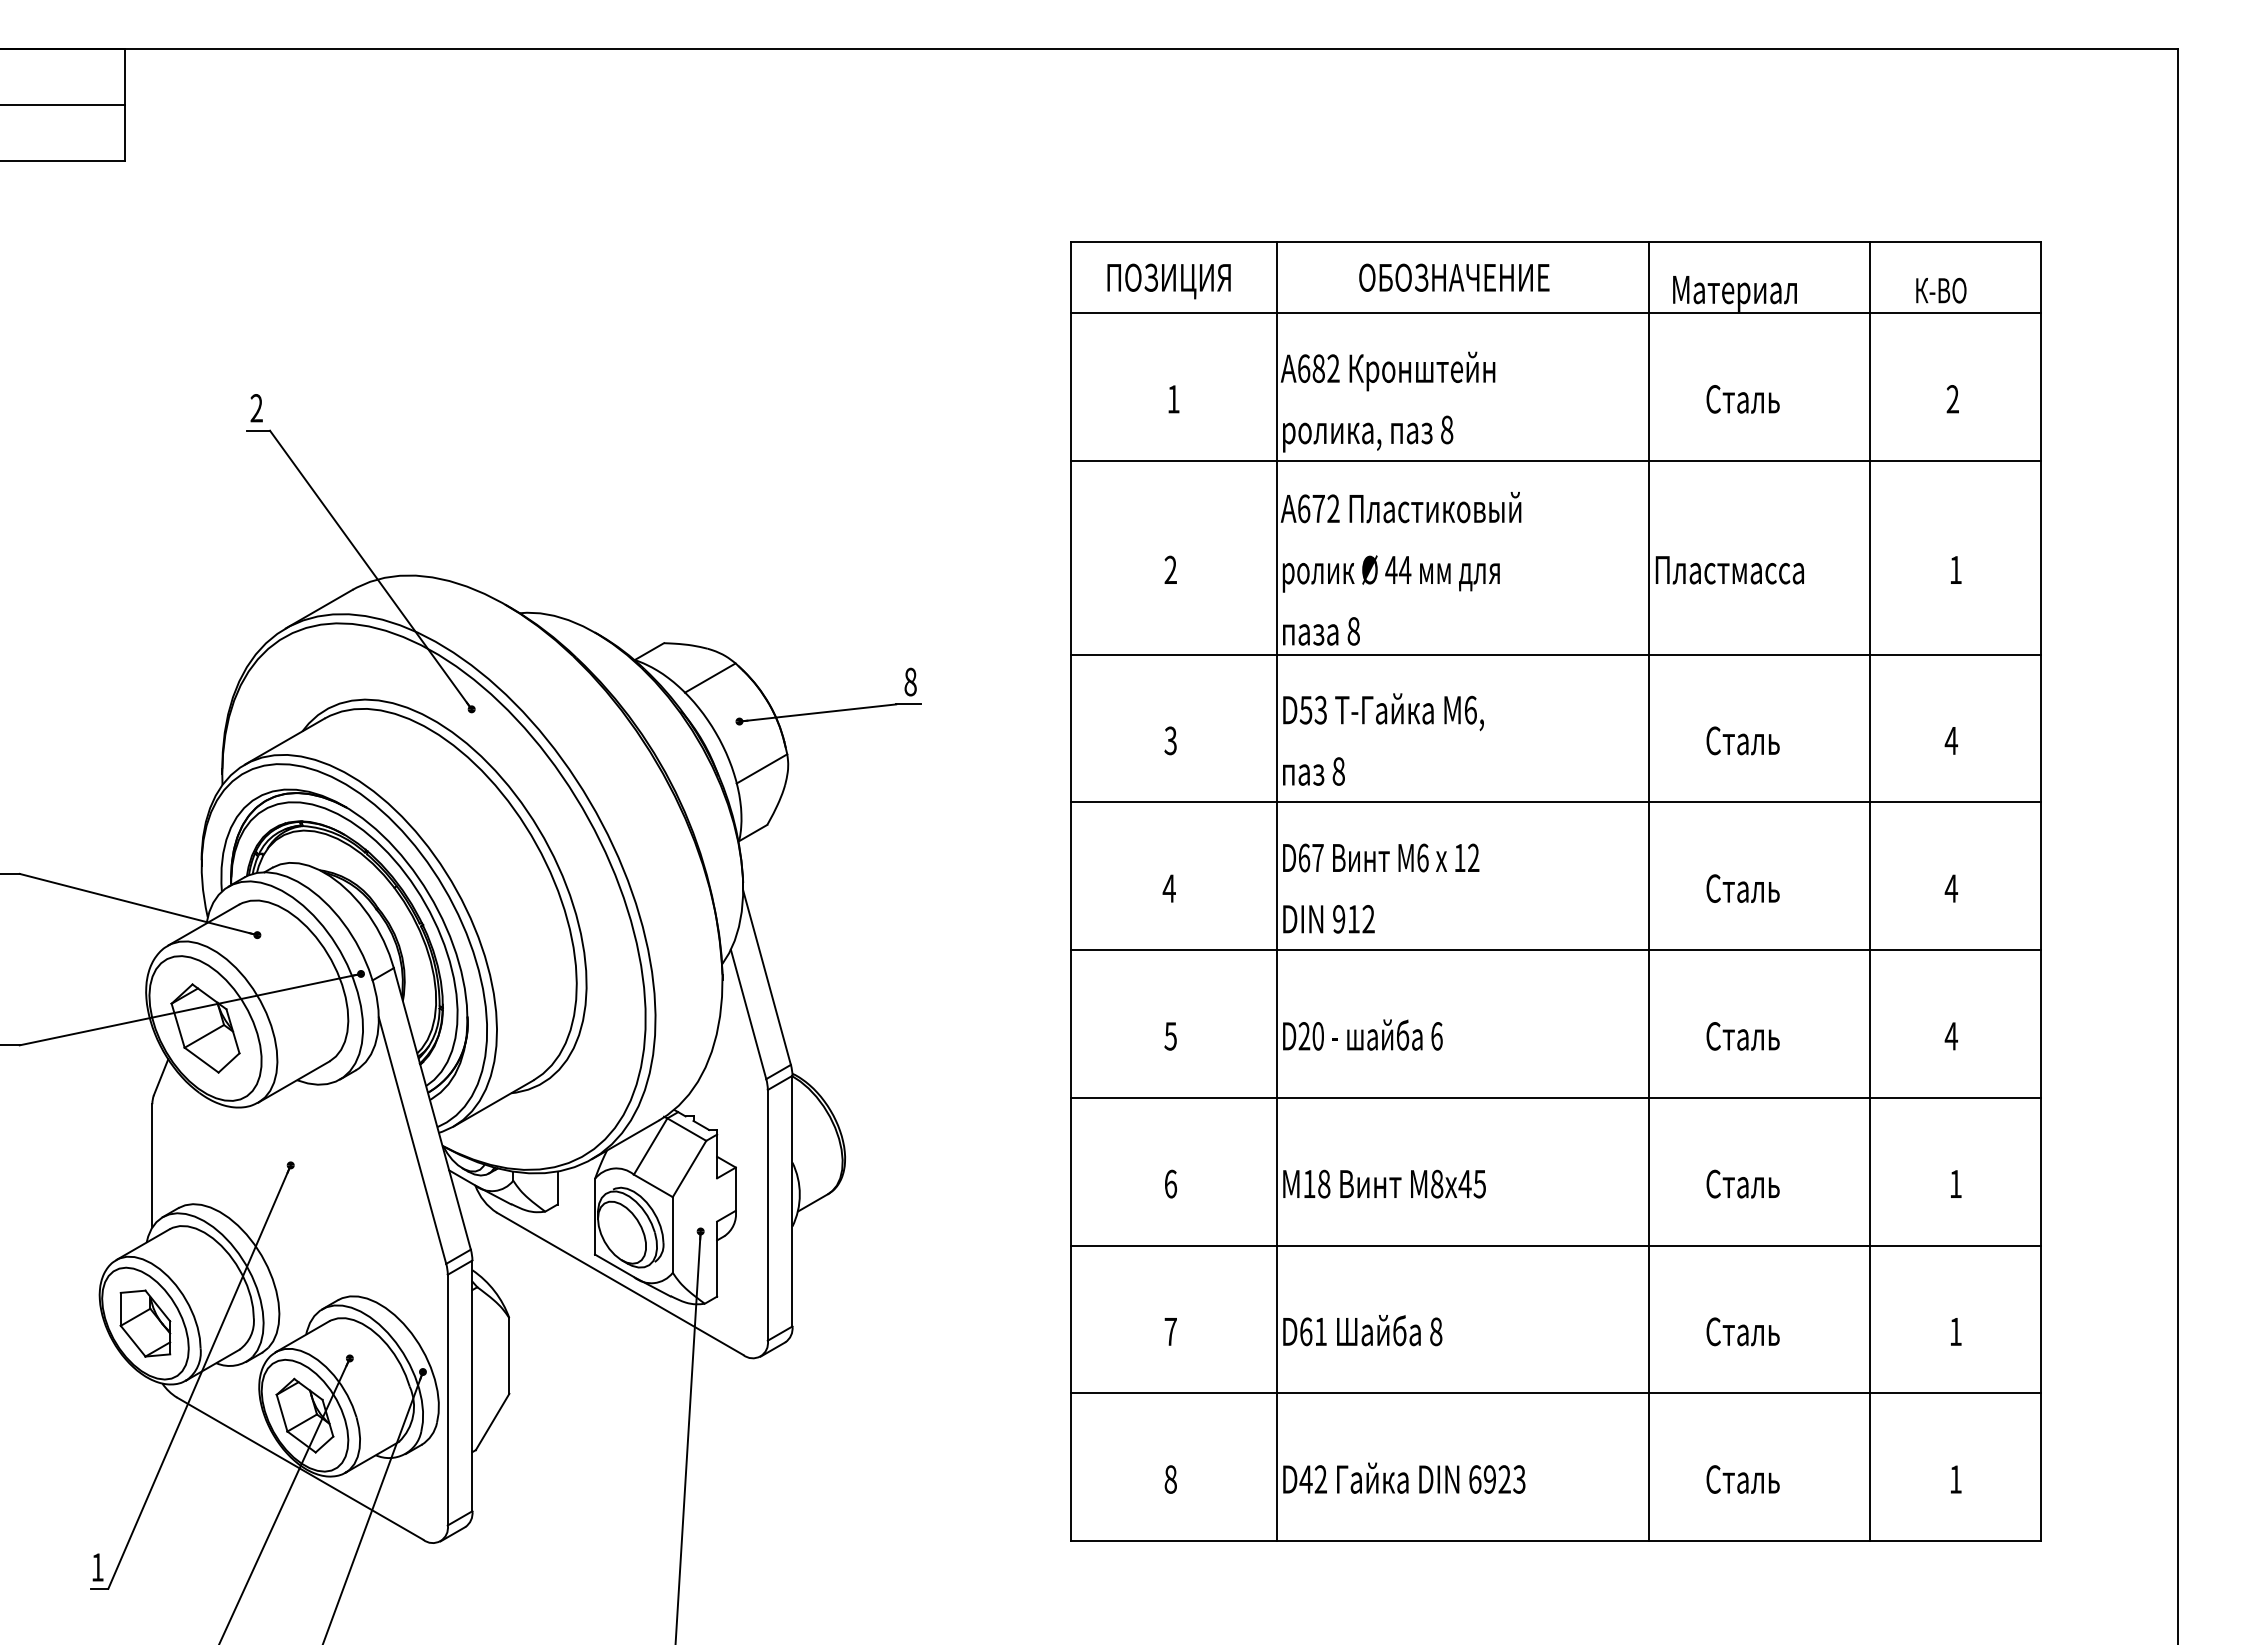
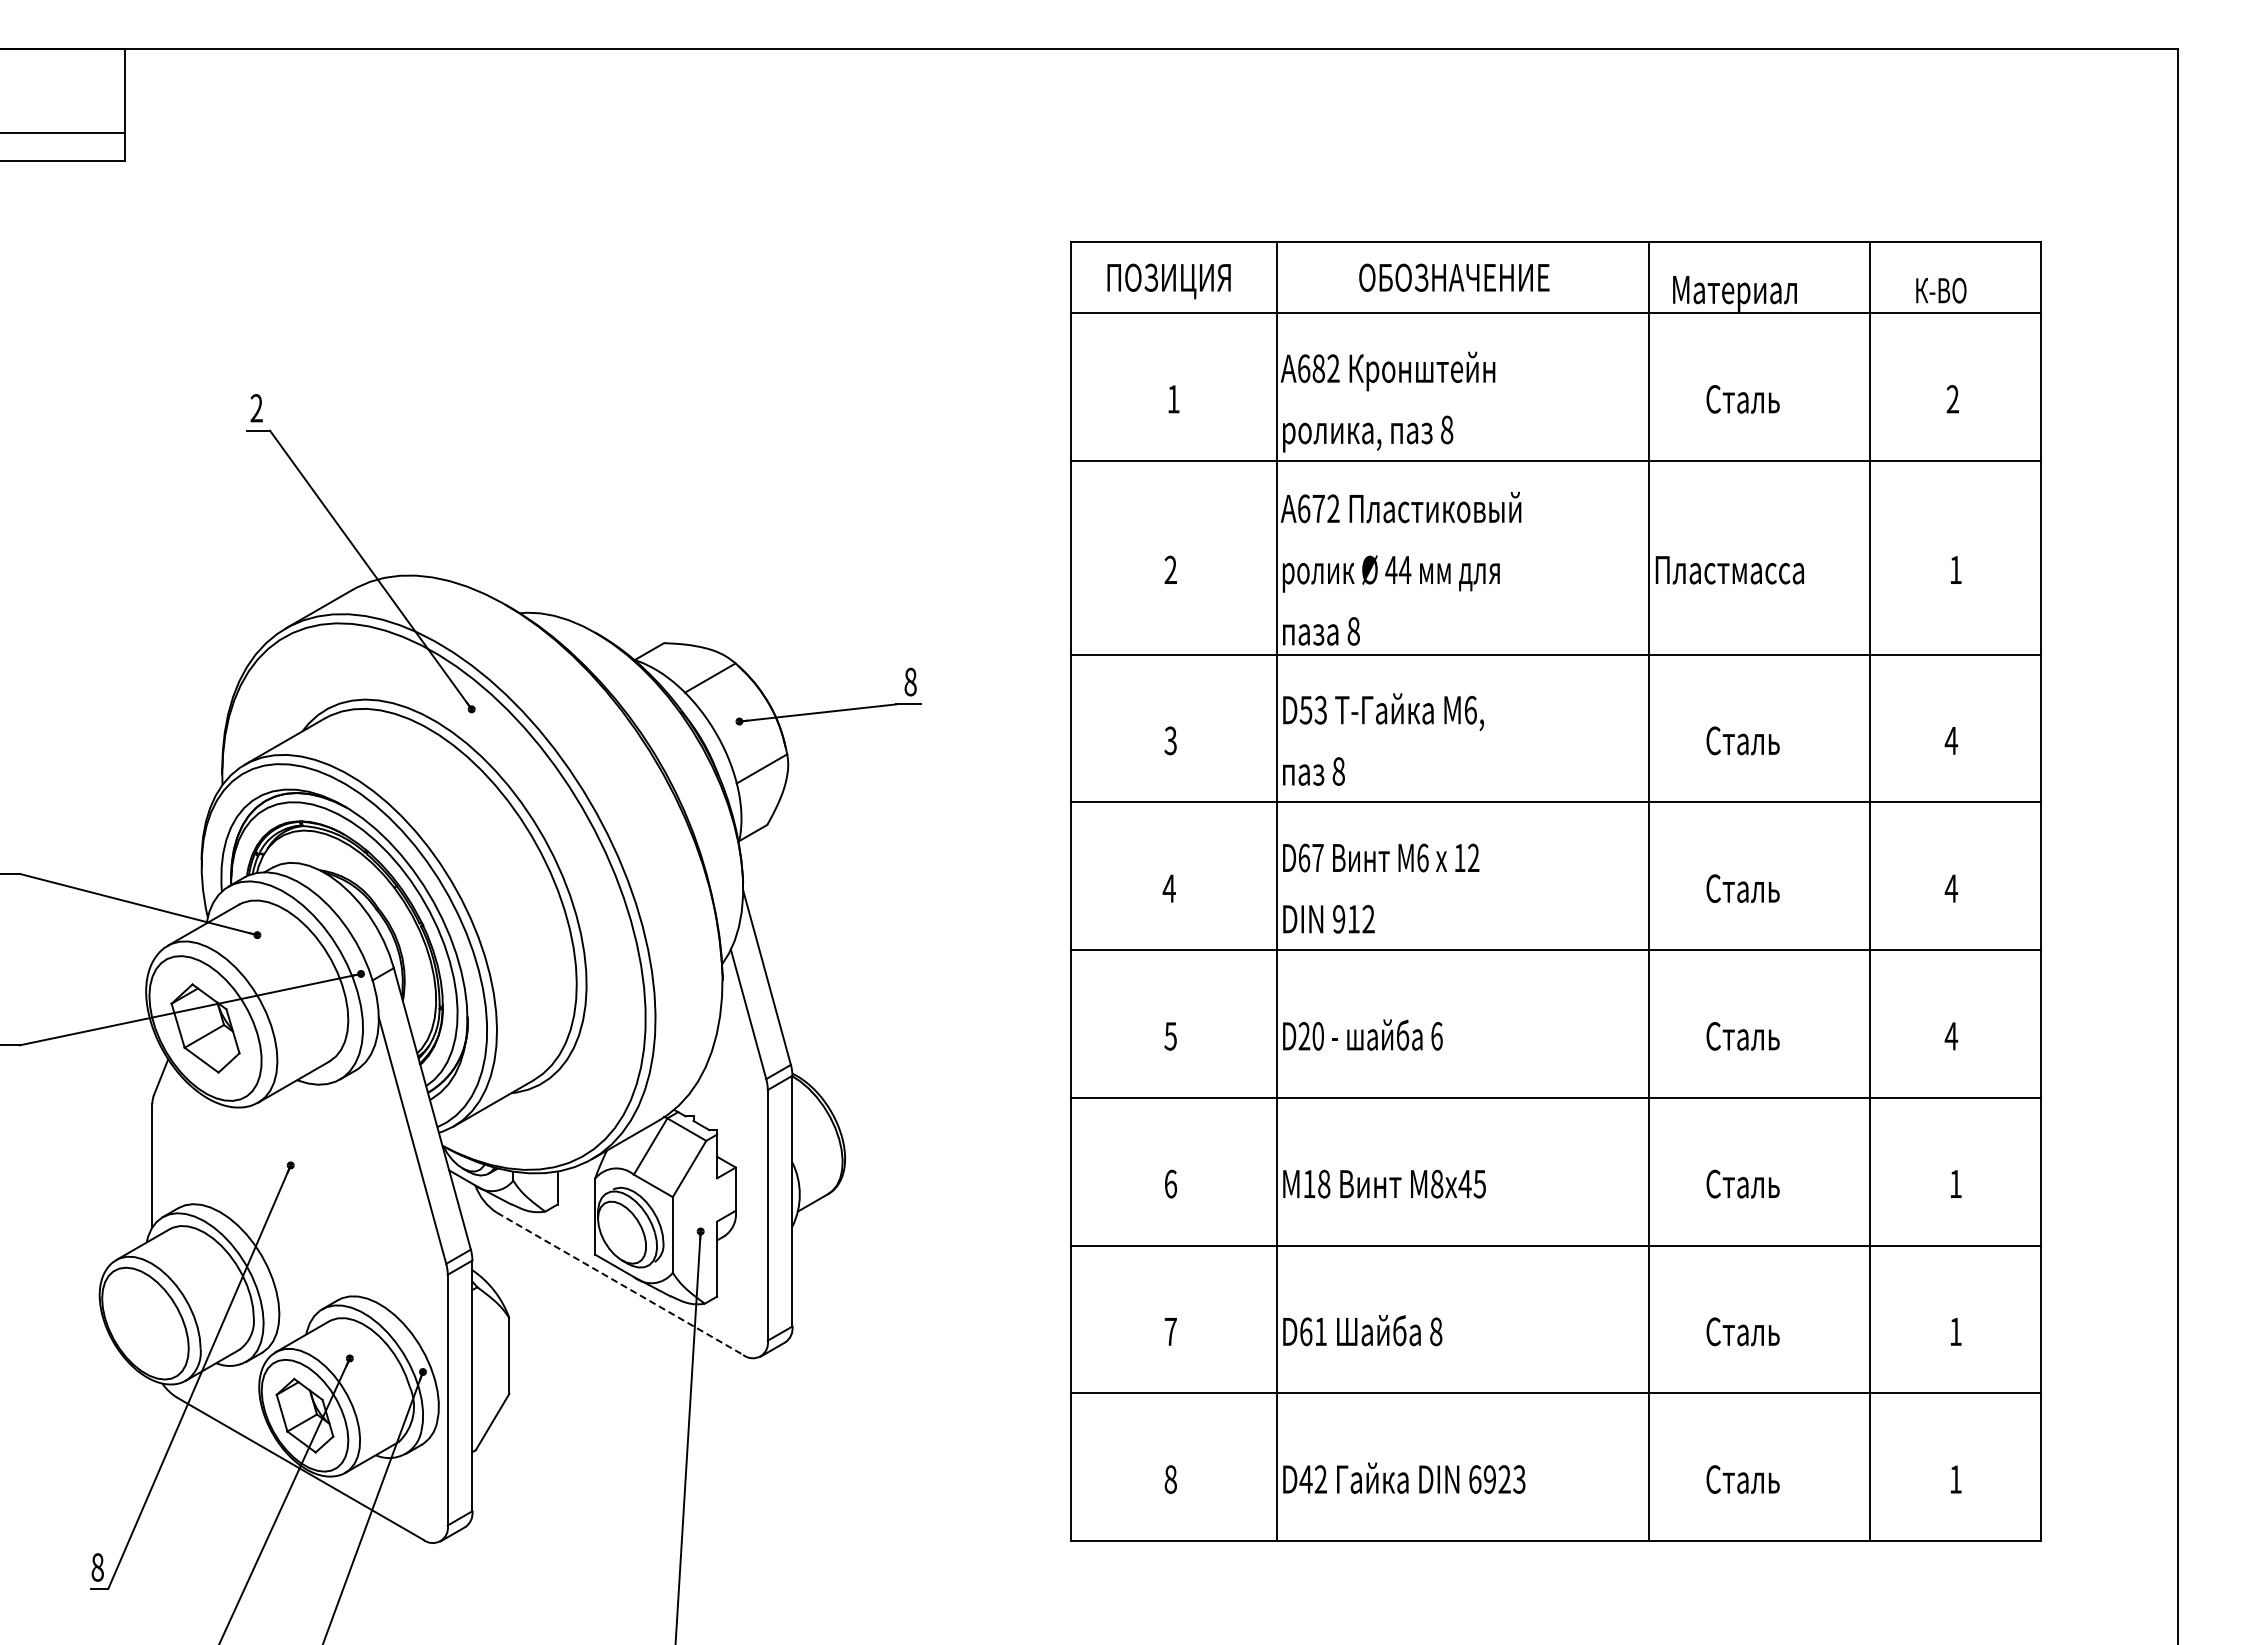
line position: (63, 104) -> (63, 132) (63, 132)
line: solid -> dashed (620, 1284)
part: present -> none (145, 1323)
text: 1 -> 8 (97, 1567)
